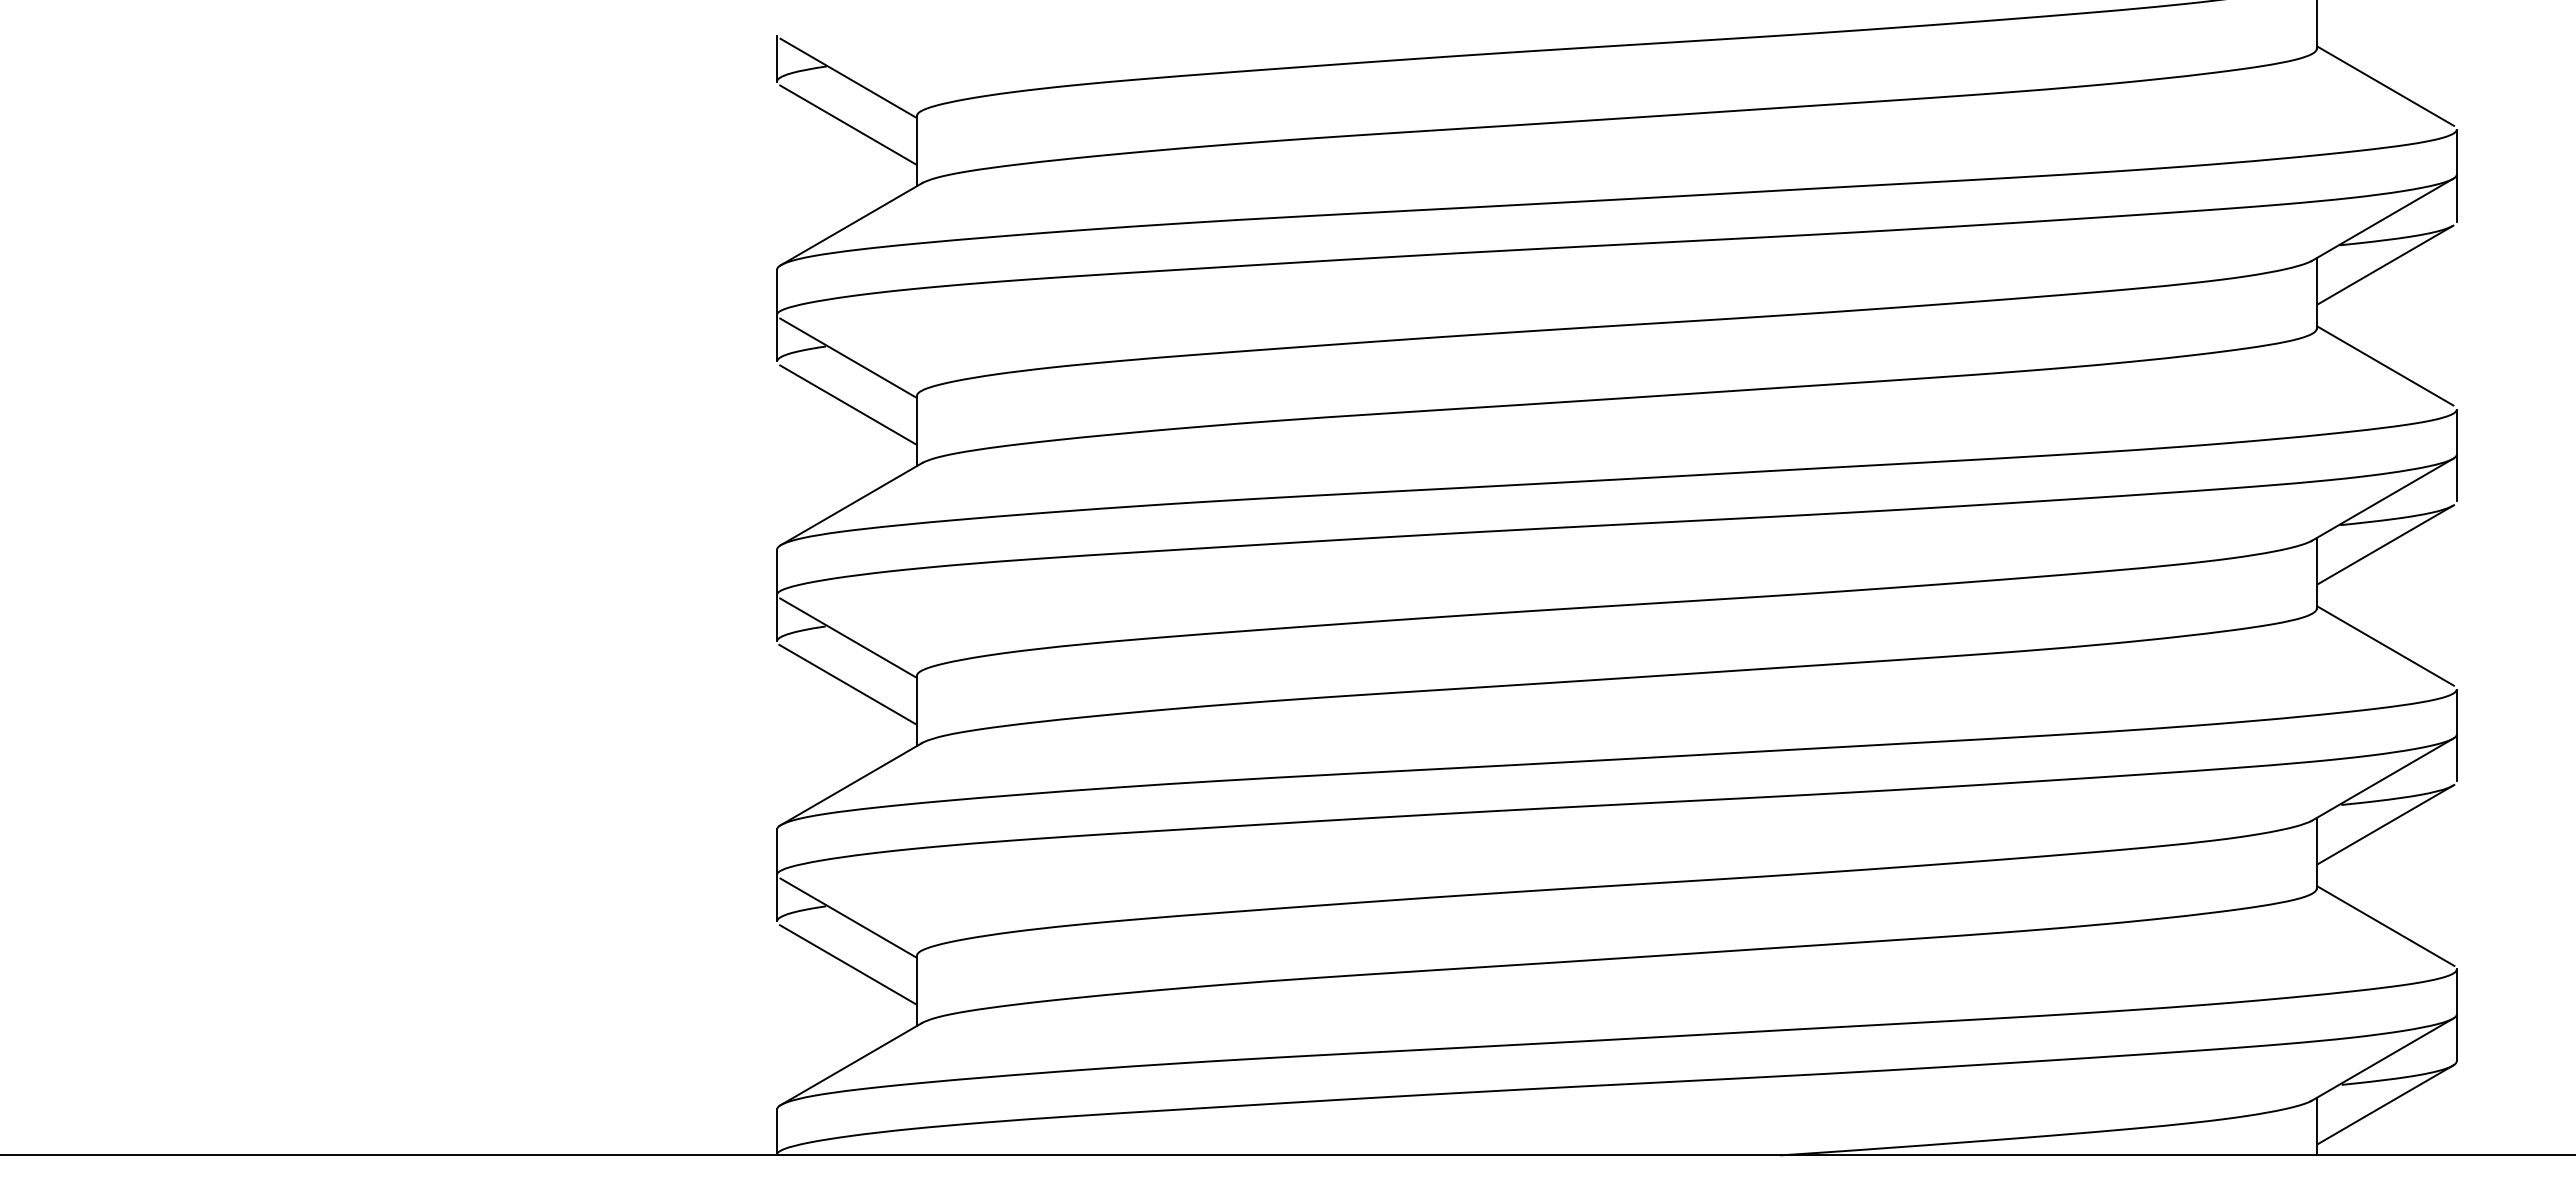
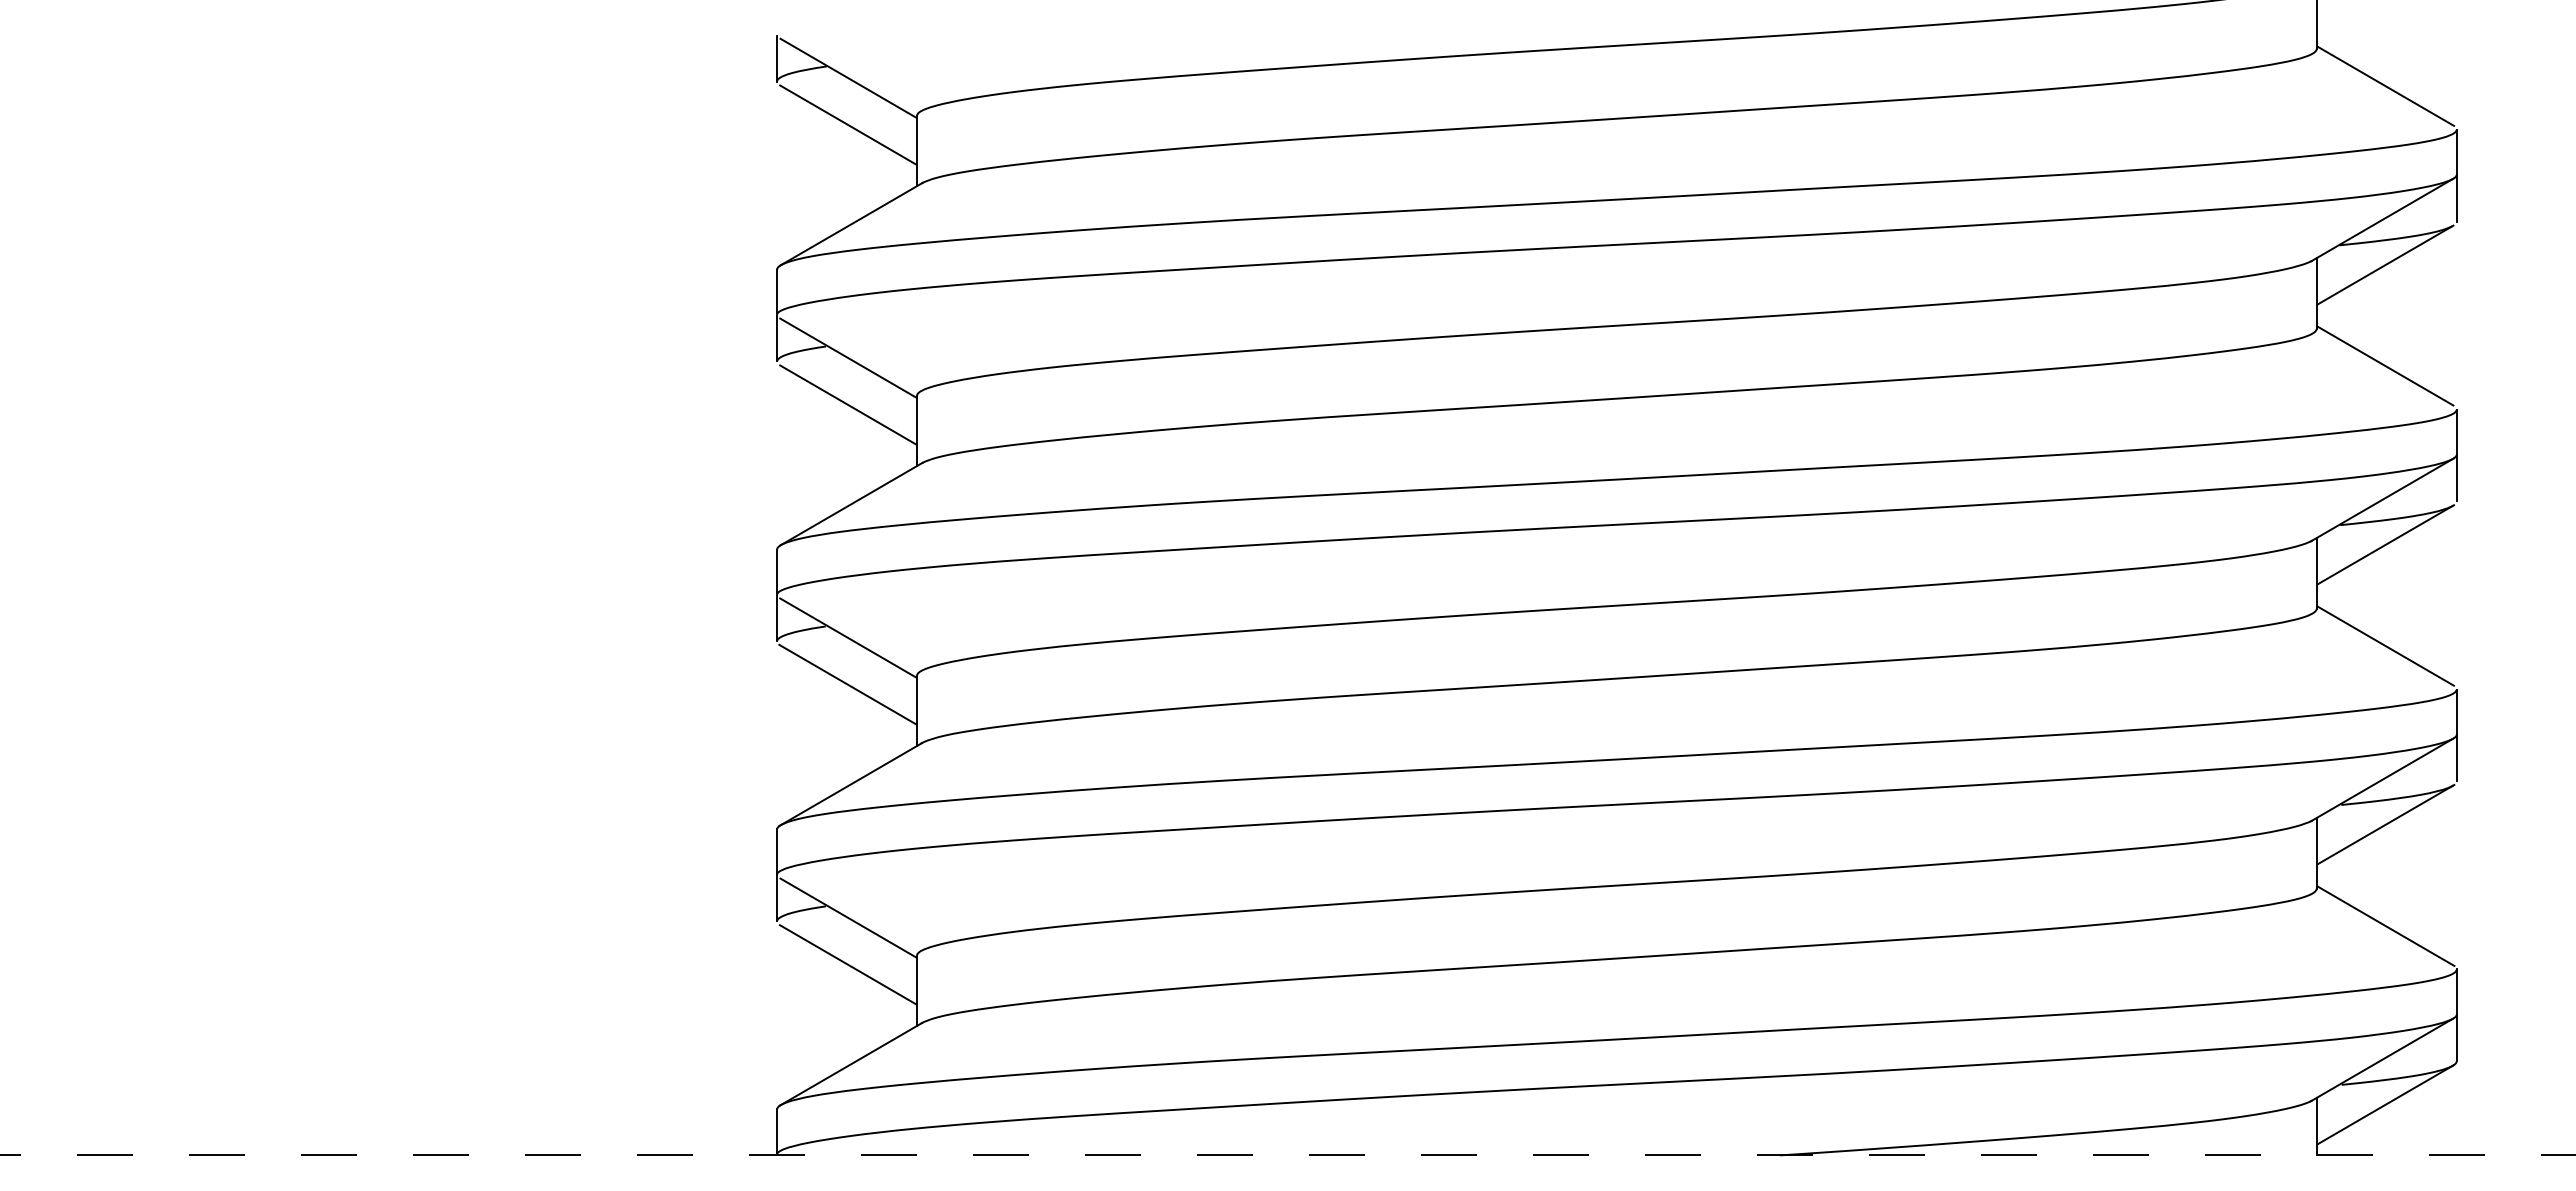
line: solid -> dashed (1288, 1155)
